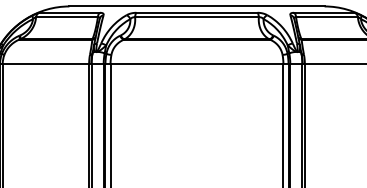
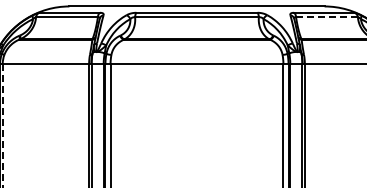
line: solid -> dashed (327, 17)
line: solid -> dashed (2, 126)
